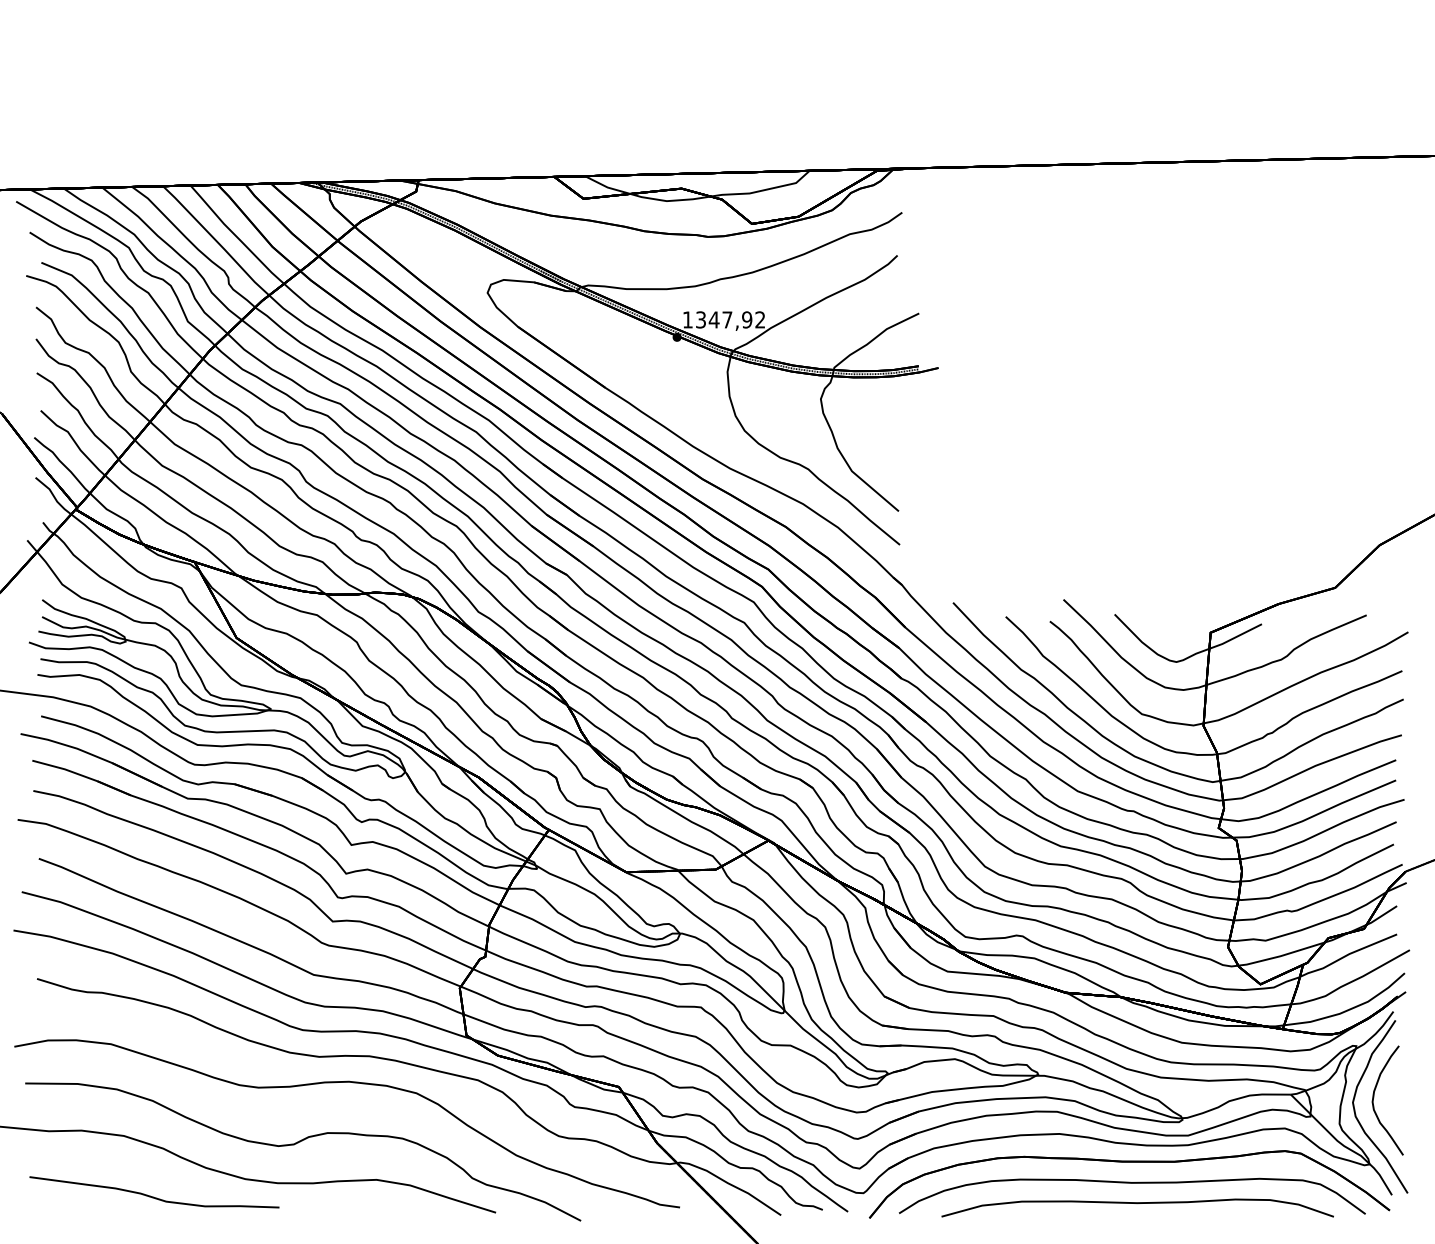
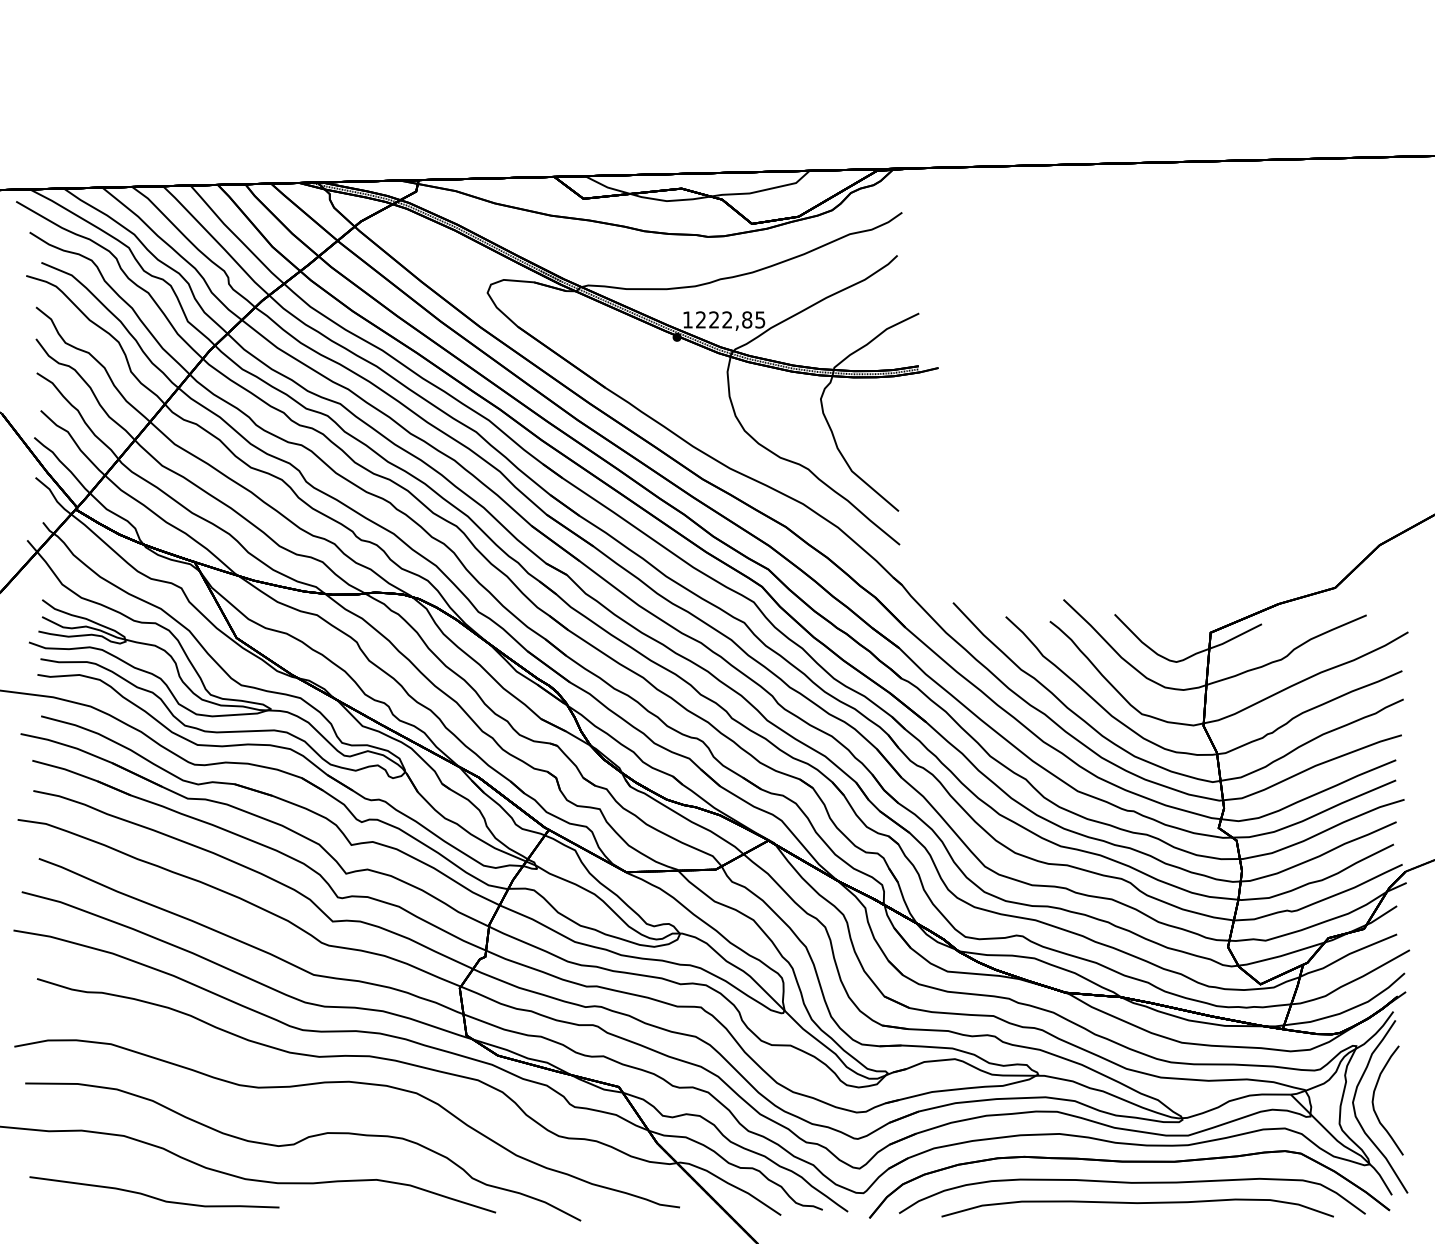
text: 1347,92 -> 1222,85 (730, 319)
